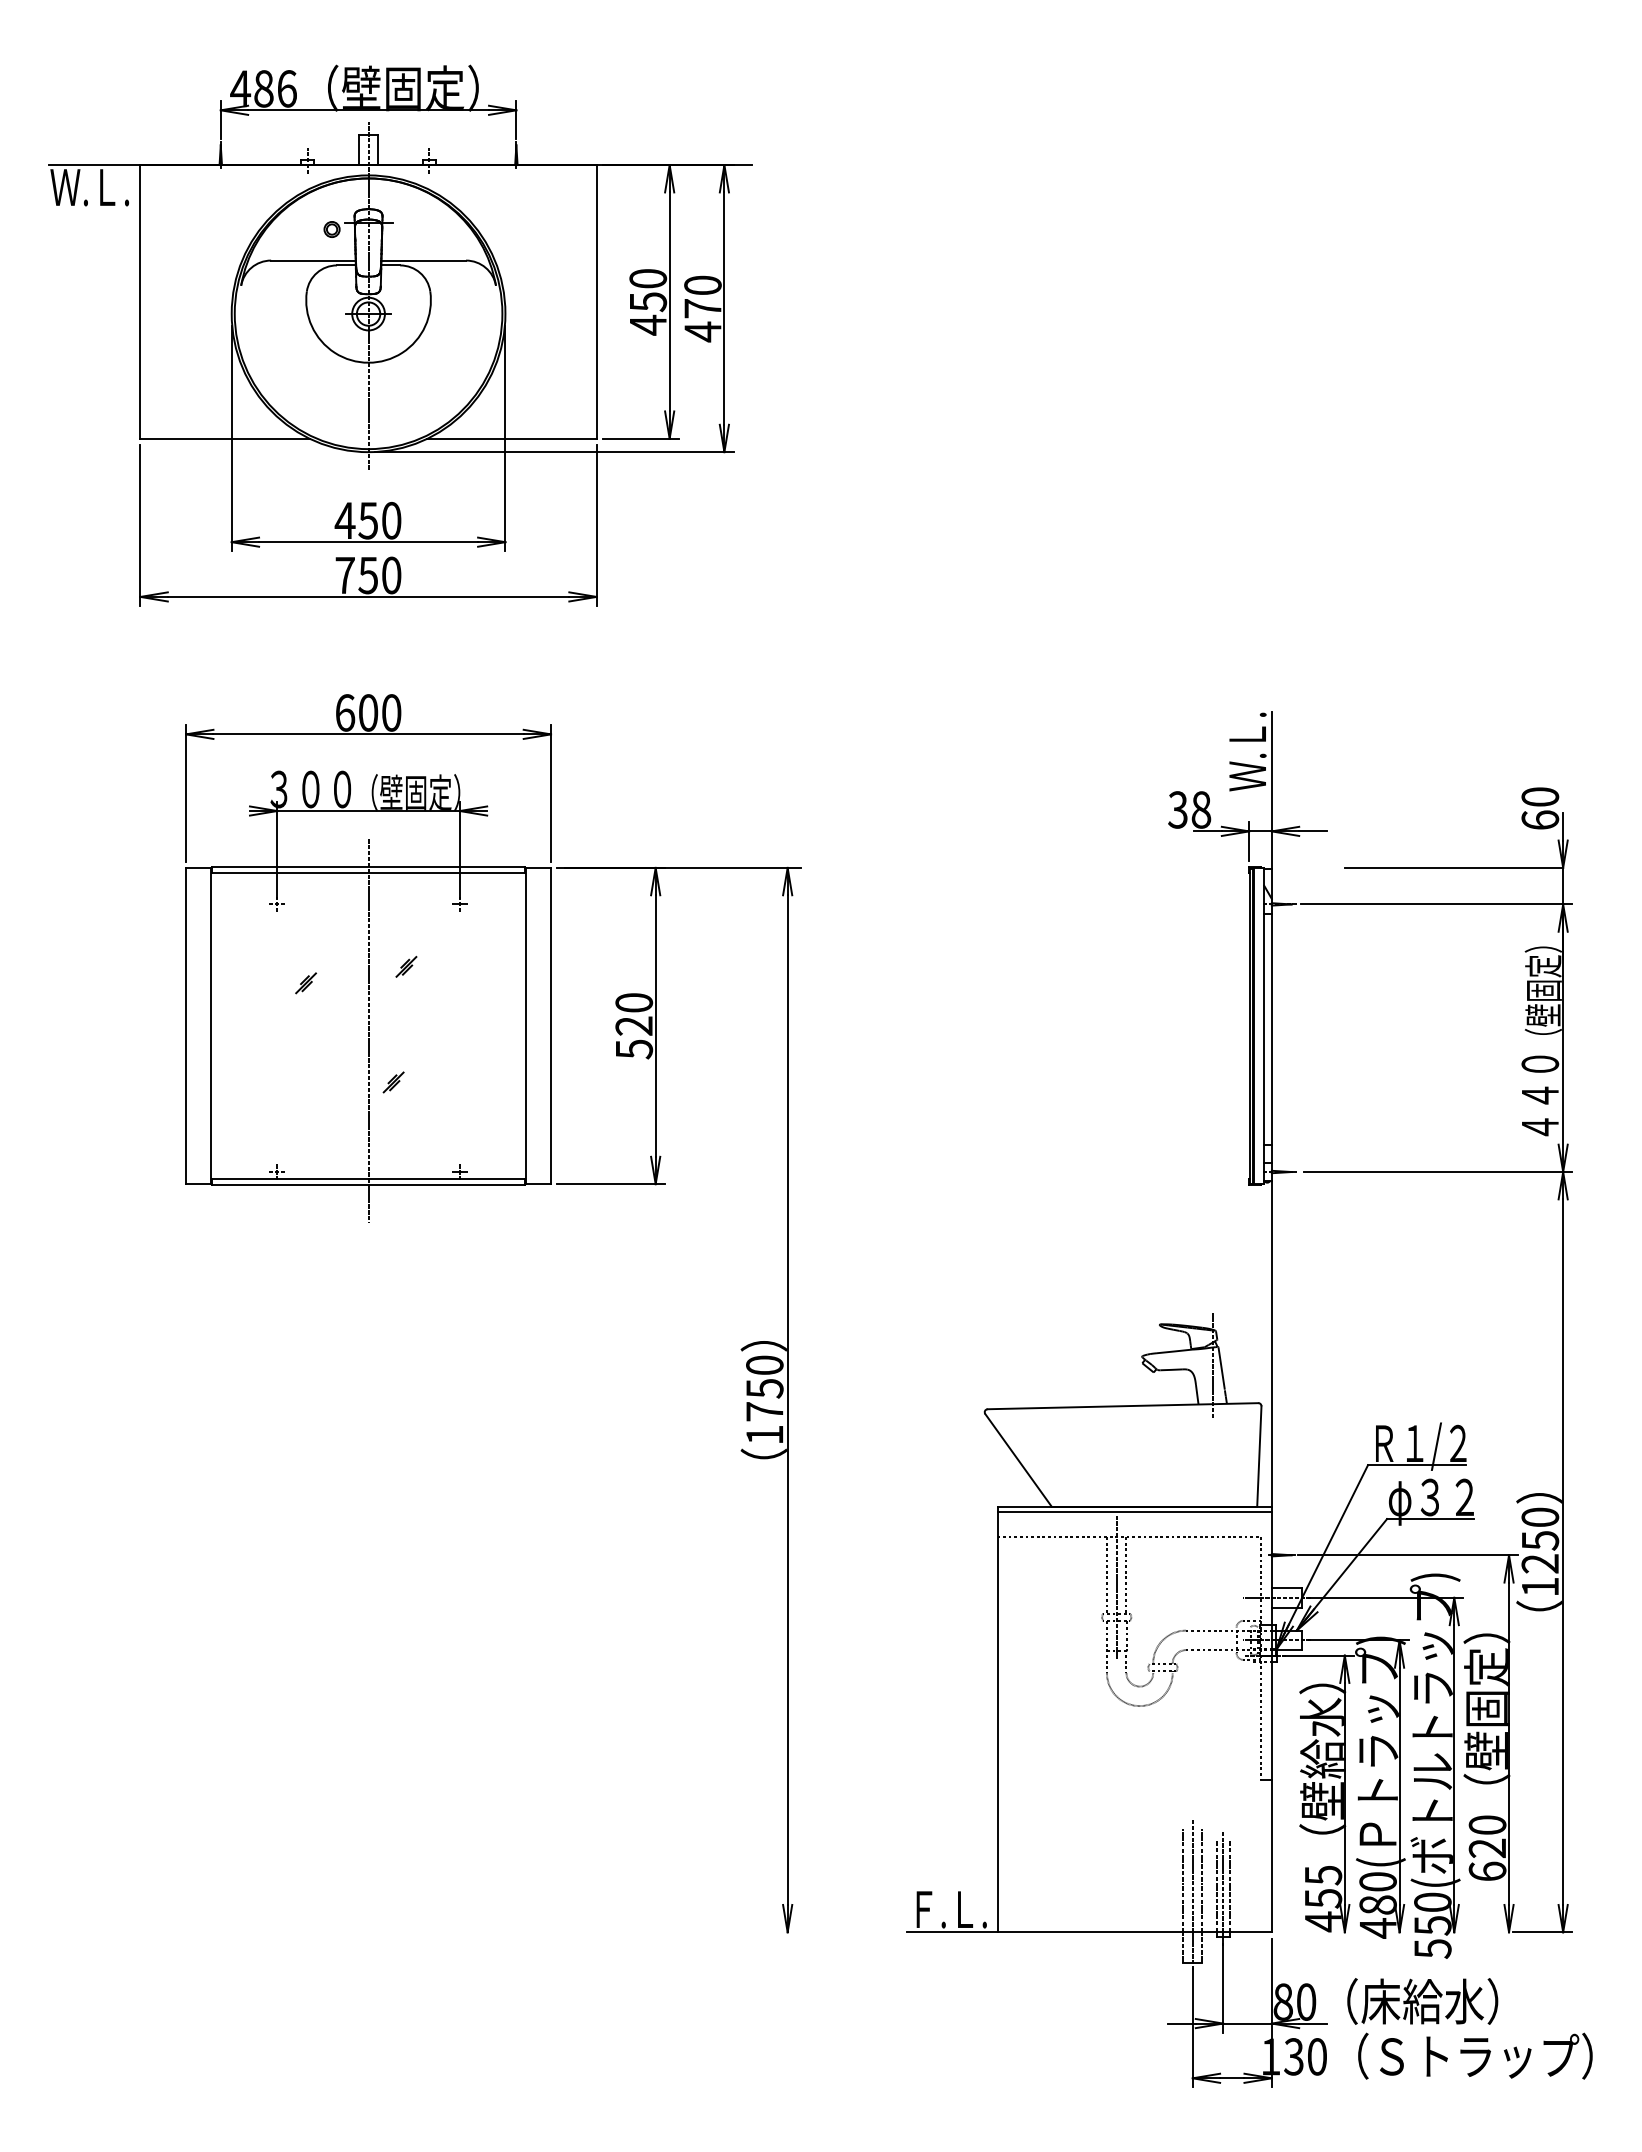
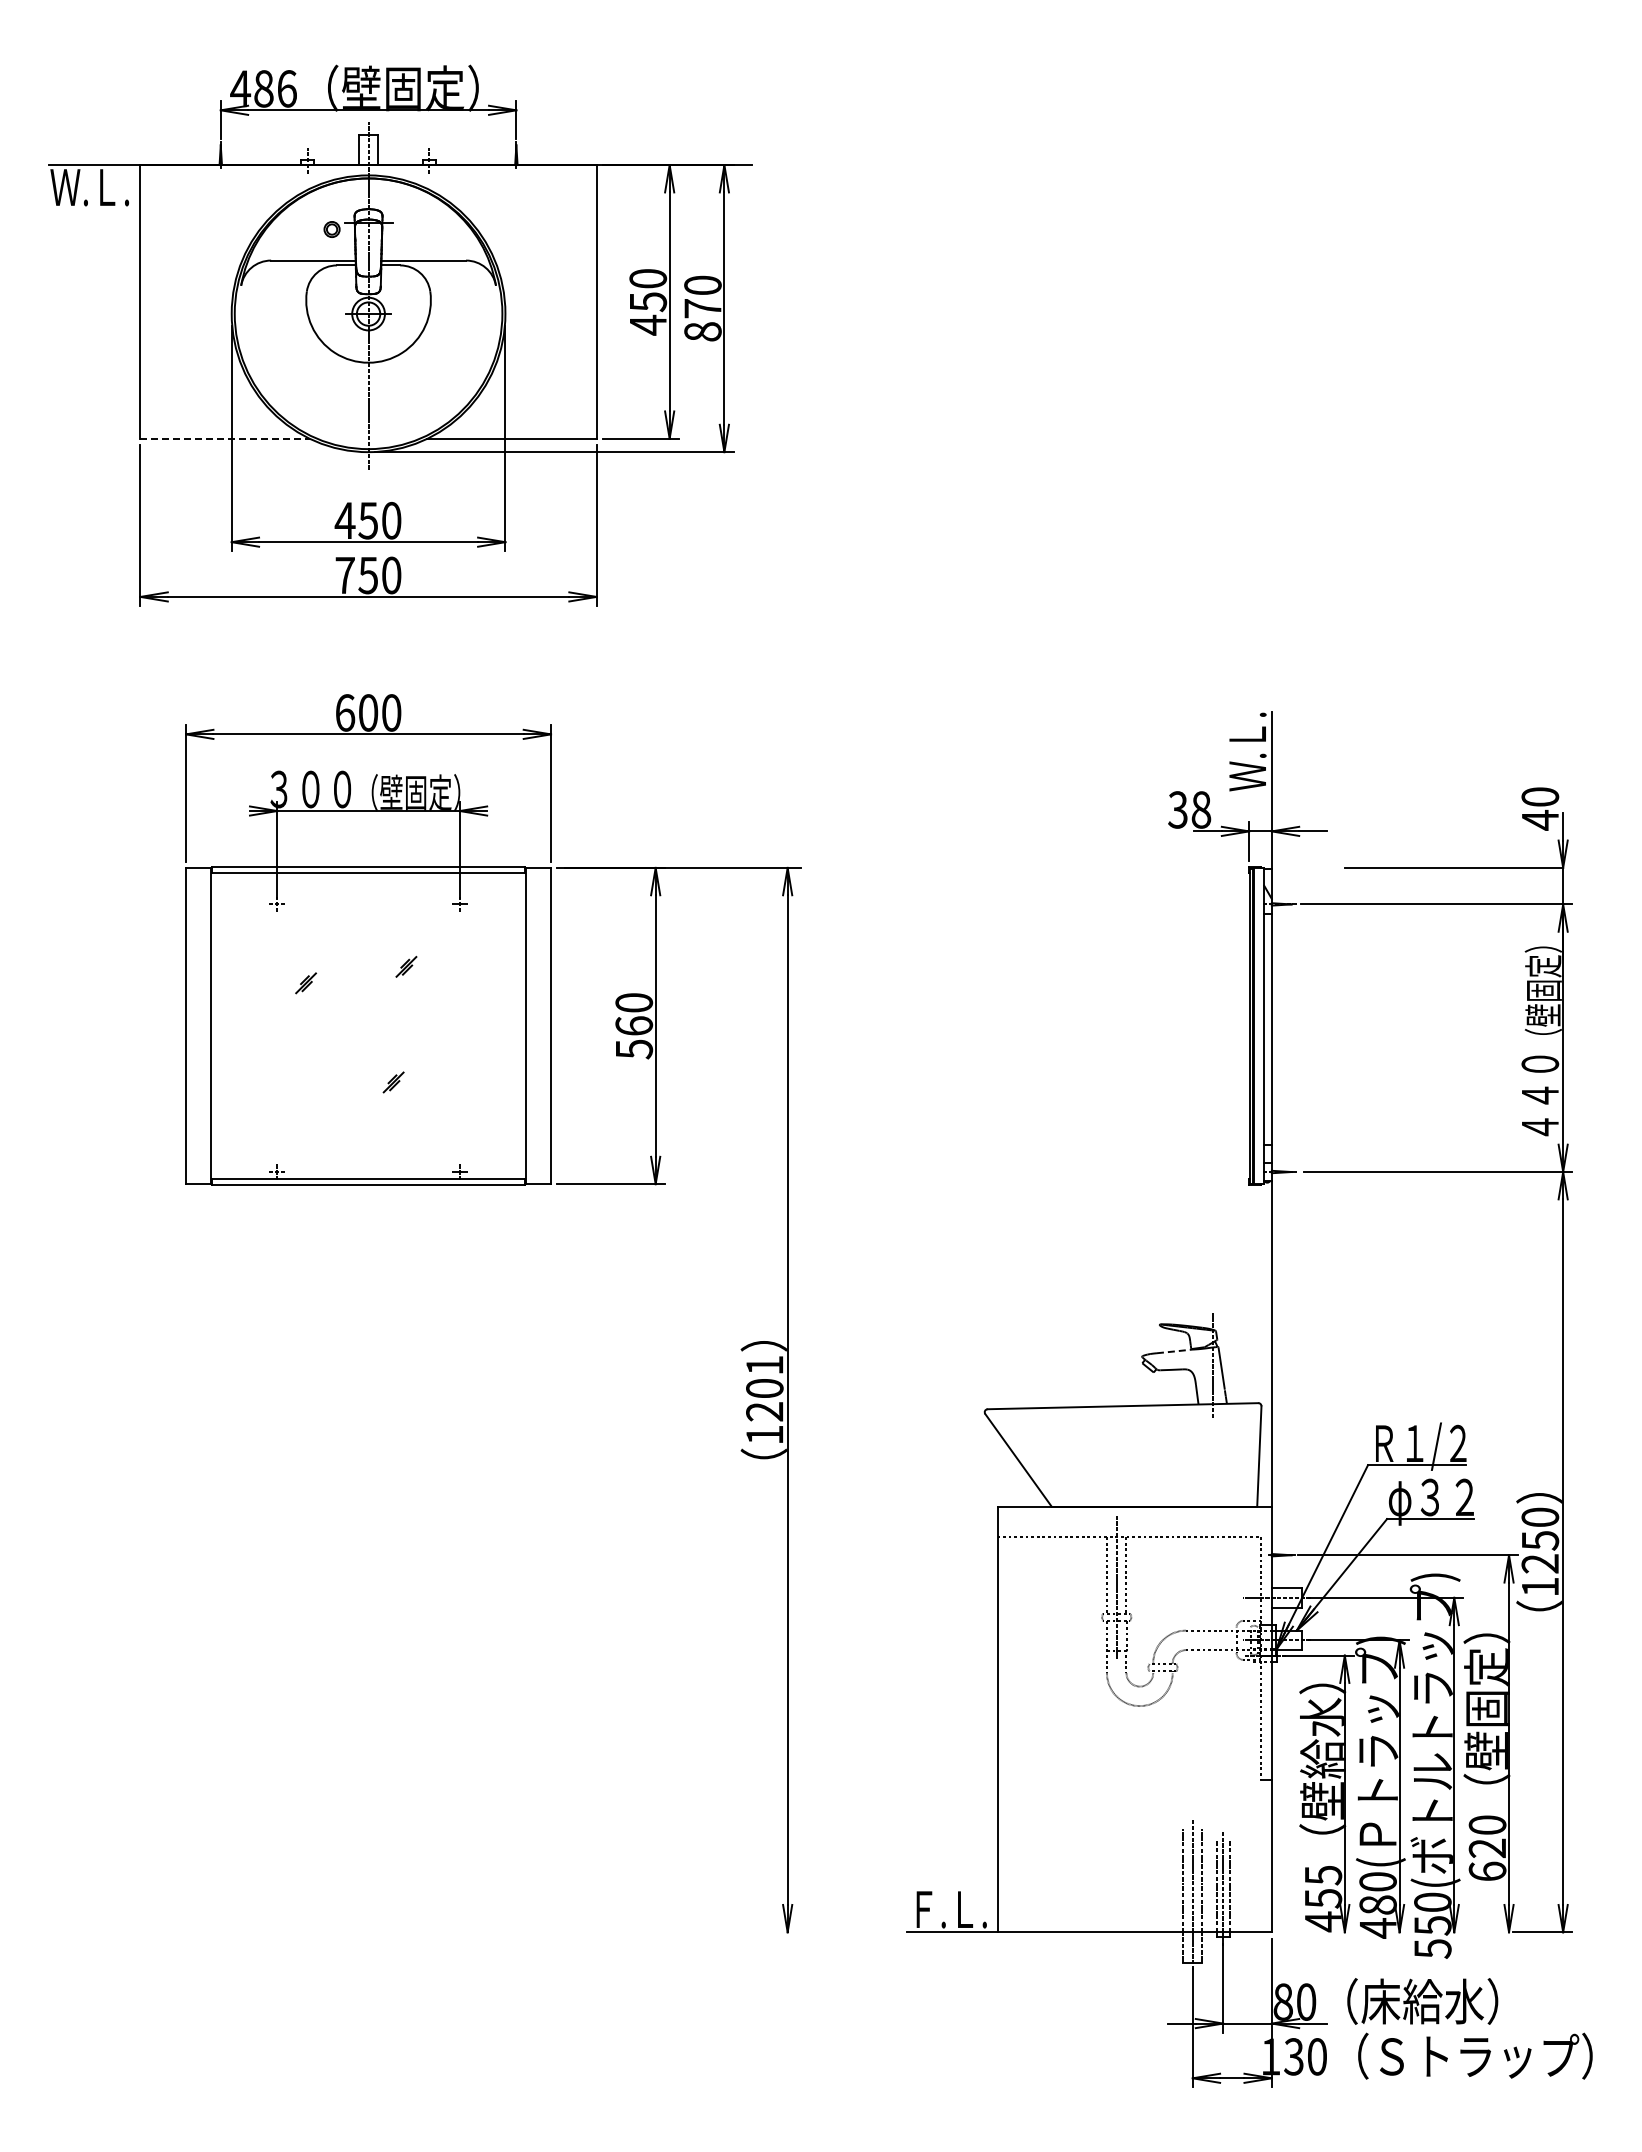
text: 470 -> 870 (702, 331)
line: solid -> dashed (225, 438)
text: 60 -> 40 (1540, 819)
text: 520 -> 560 (634, 1025)
line: present -> none (368, 1030)
line: solid -> dashed (1174, 1351)
text: 1750 -> 1201 (764, 1388)
line: present -> none (1134, 1512)
